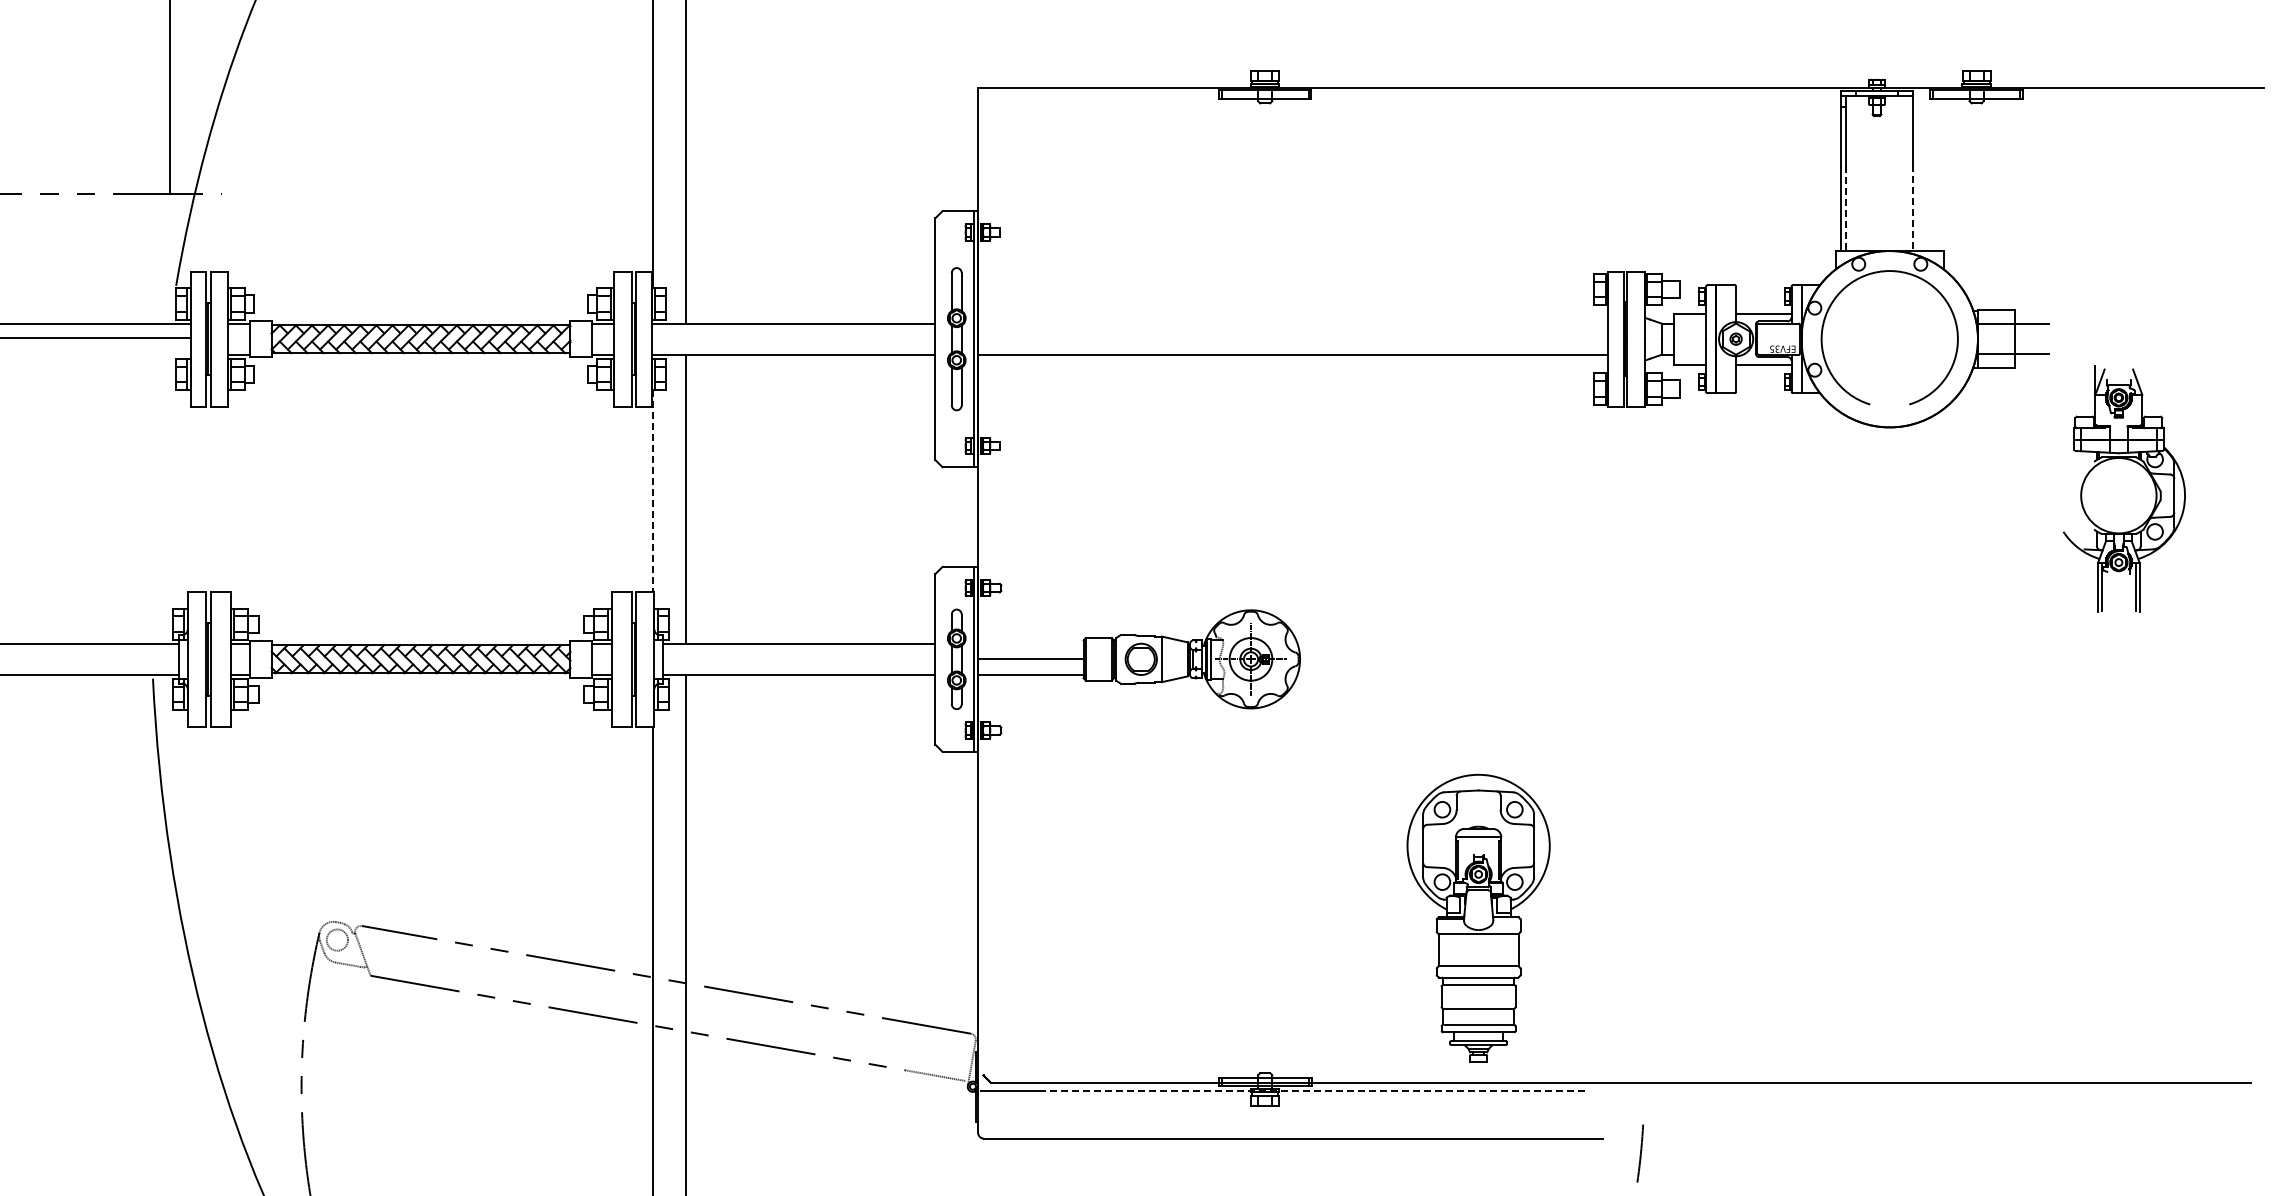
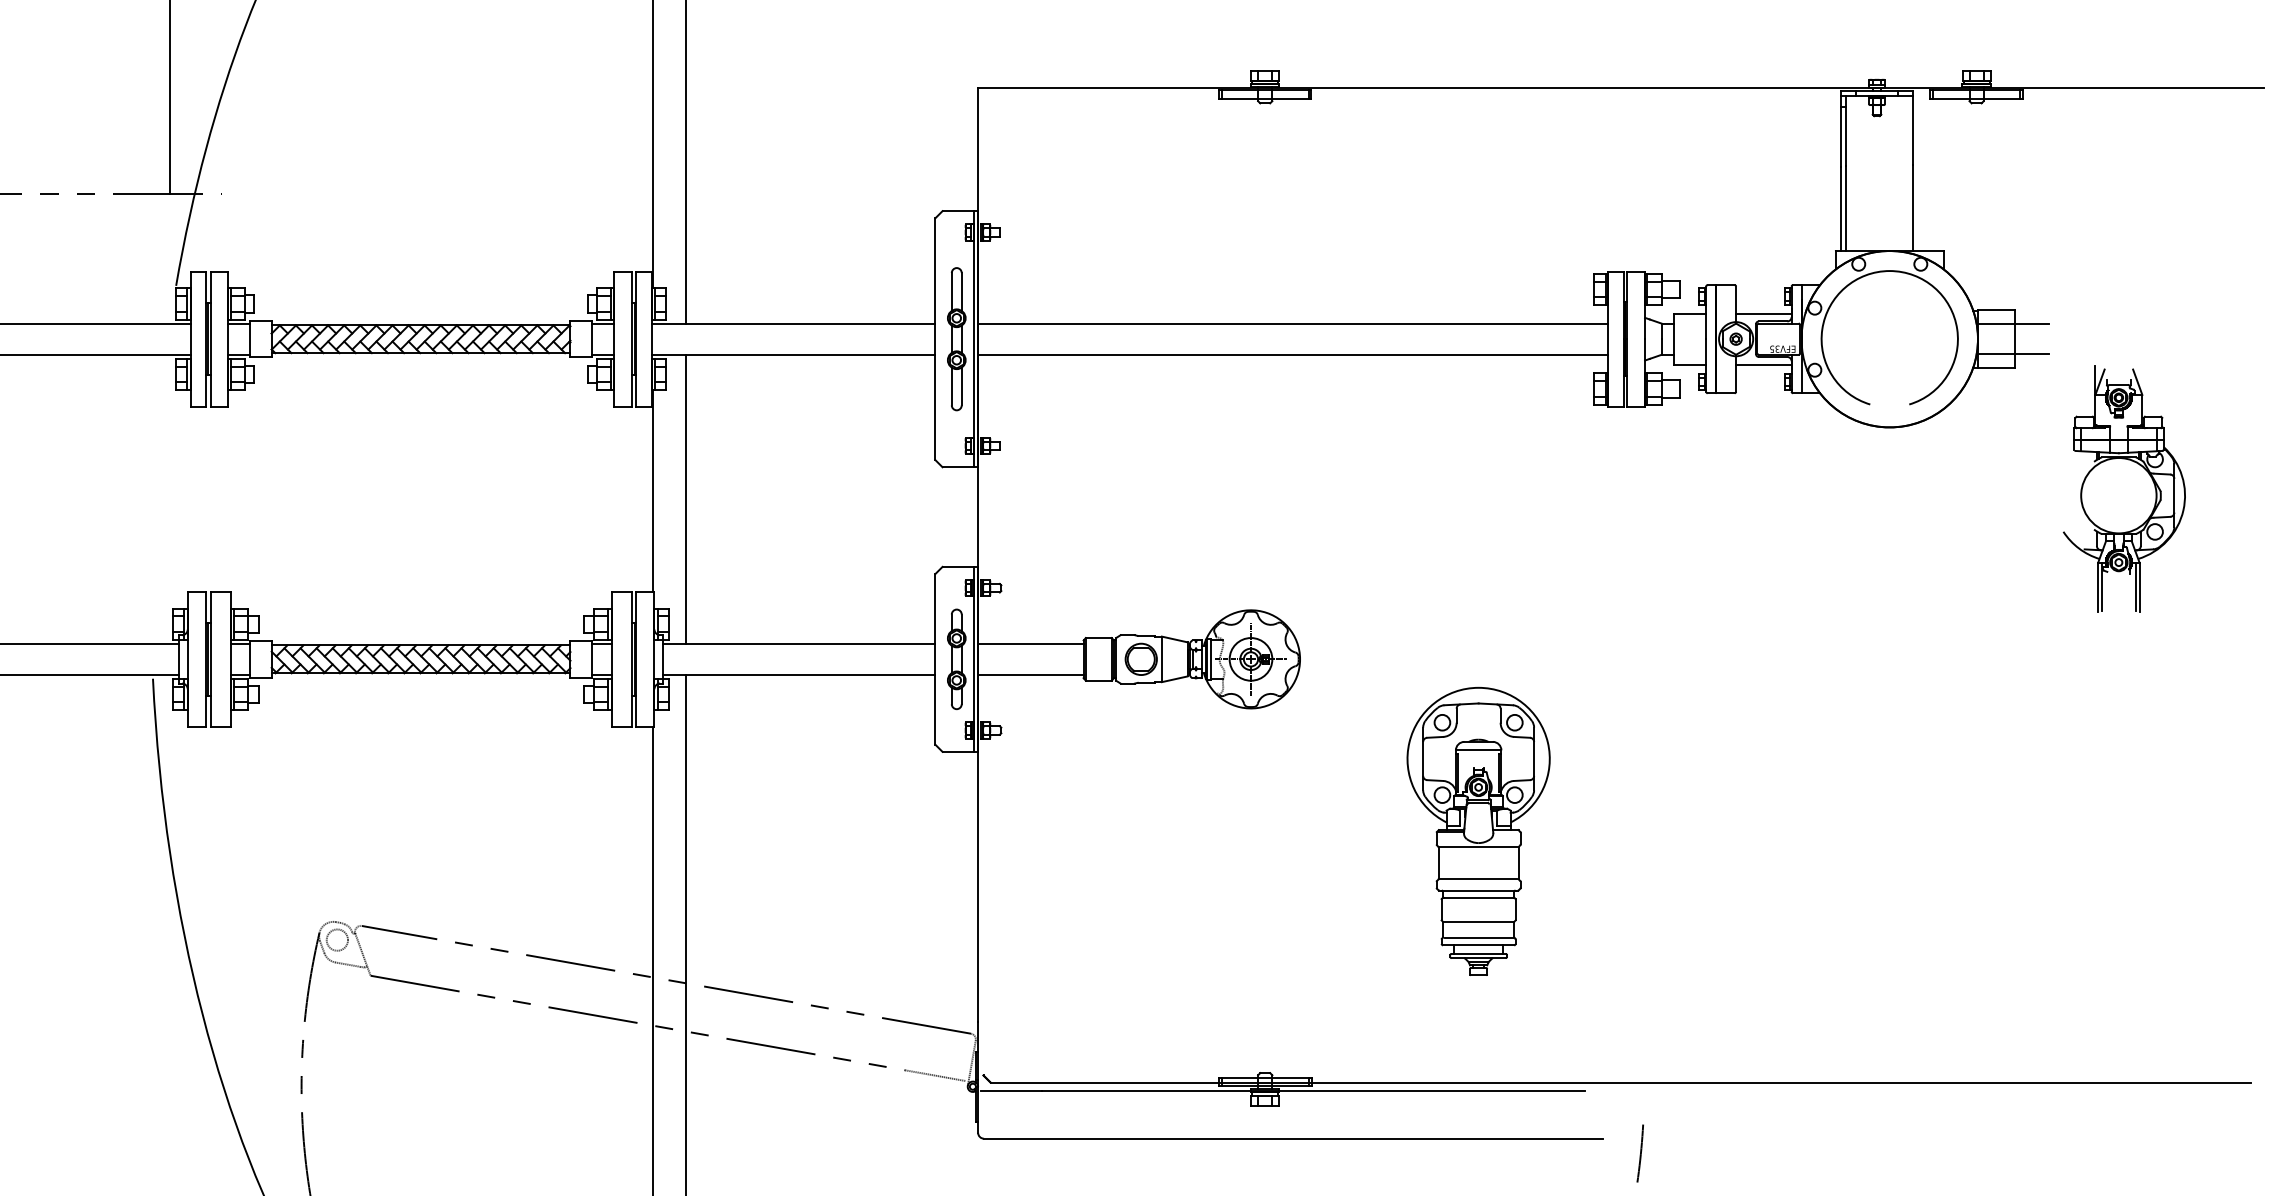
line: dashed -> solid (1846, 208)
line: dashed -> solid (1912, 208)
line: none -> present (1293, 323)
line position: (96, 337) -> (96, 354) (96, 354)
line: dashed -> solid (653, 490)
line position: (1030, 658) -> (1030, 643) (1030, 643)
part position: (1478, 917) -> (1478, 830) (1478, 830)
line: dashed -> solid (1313, 1091)
